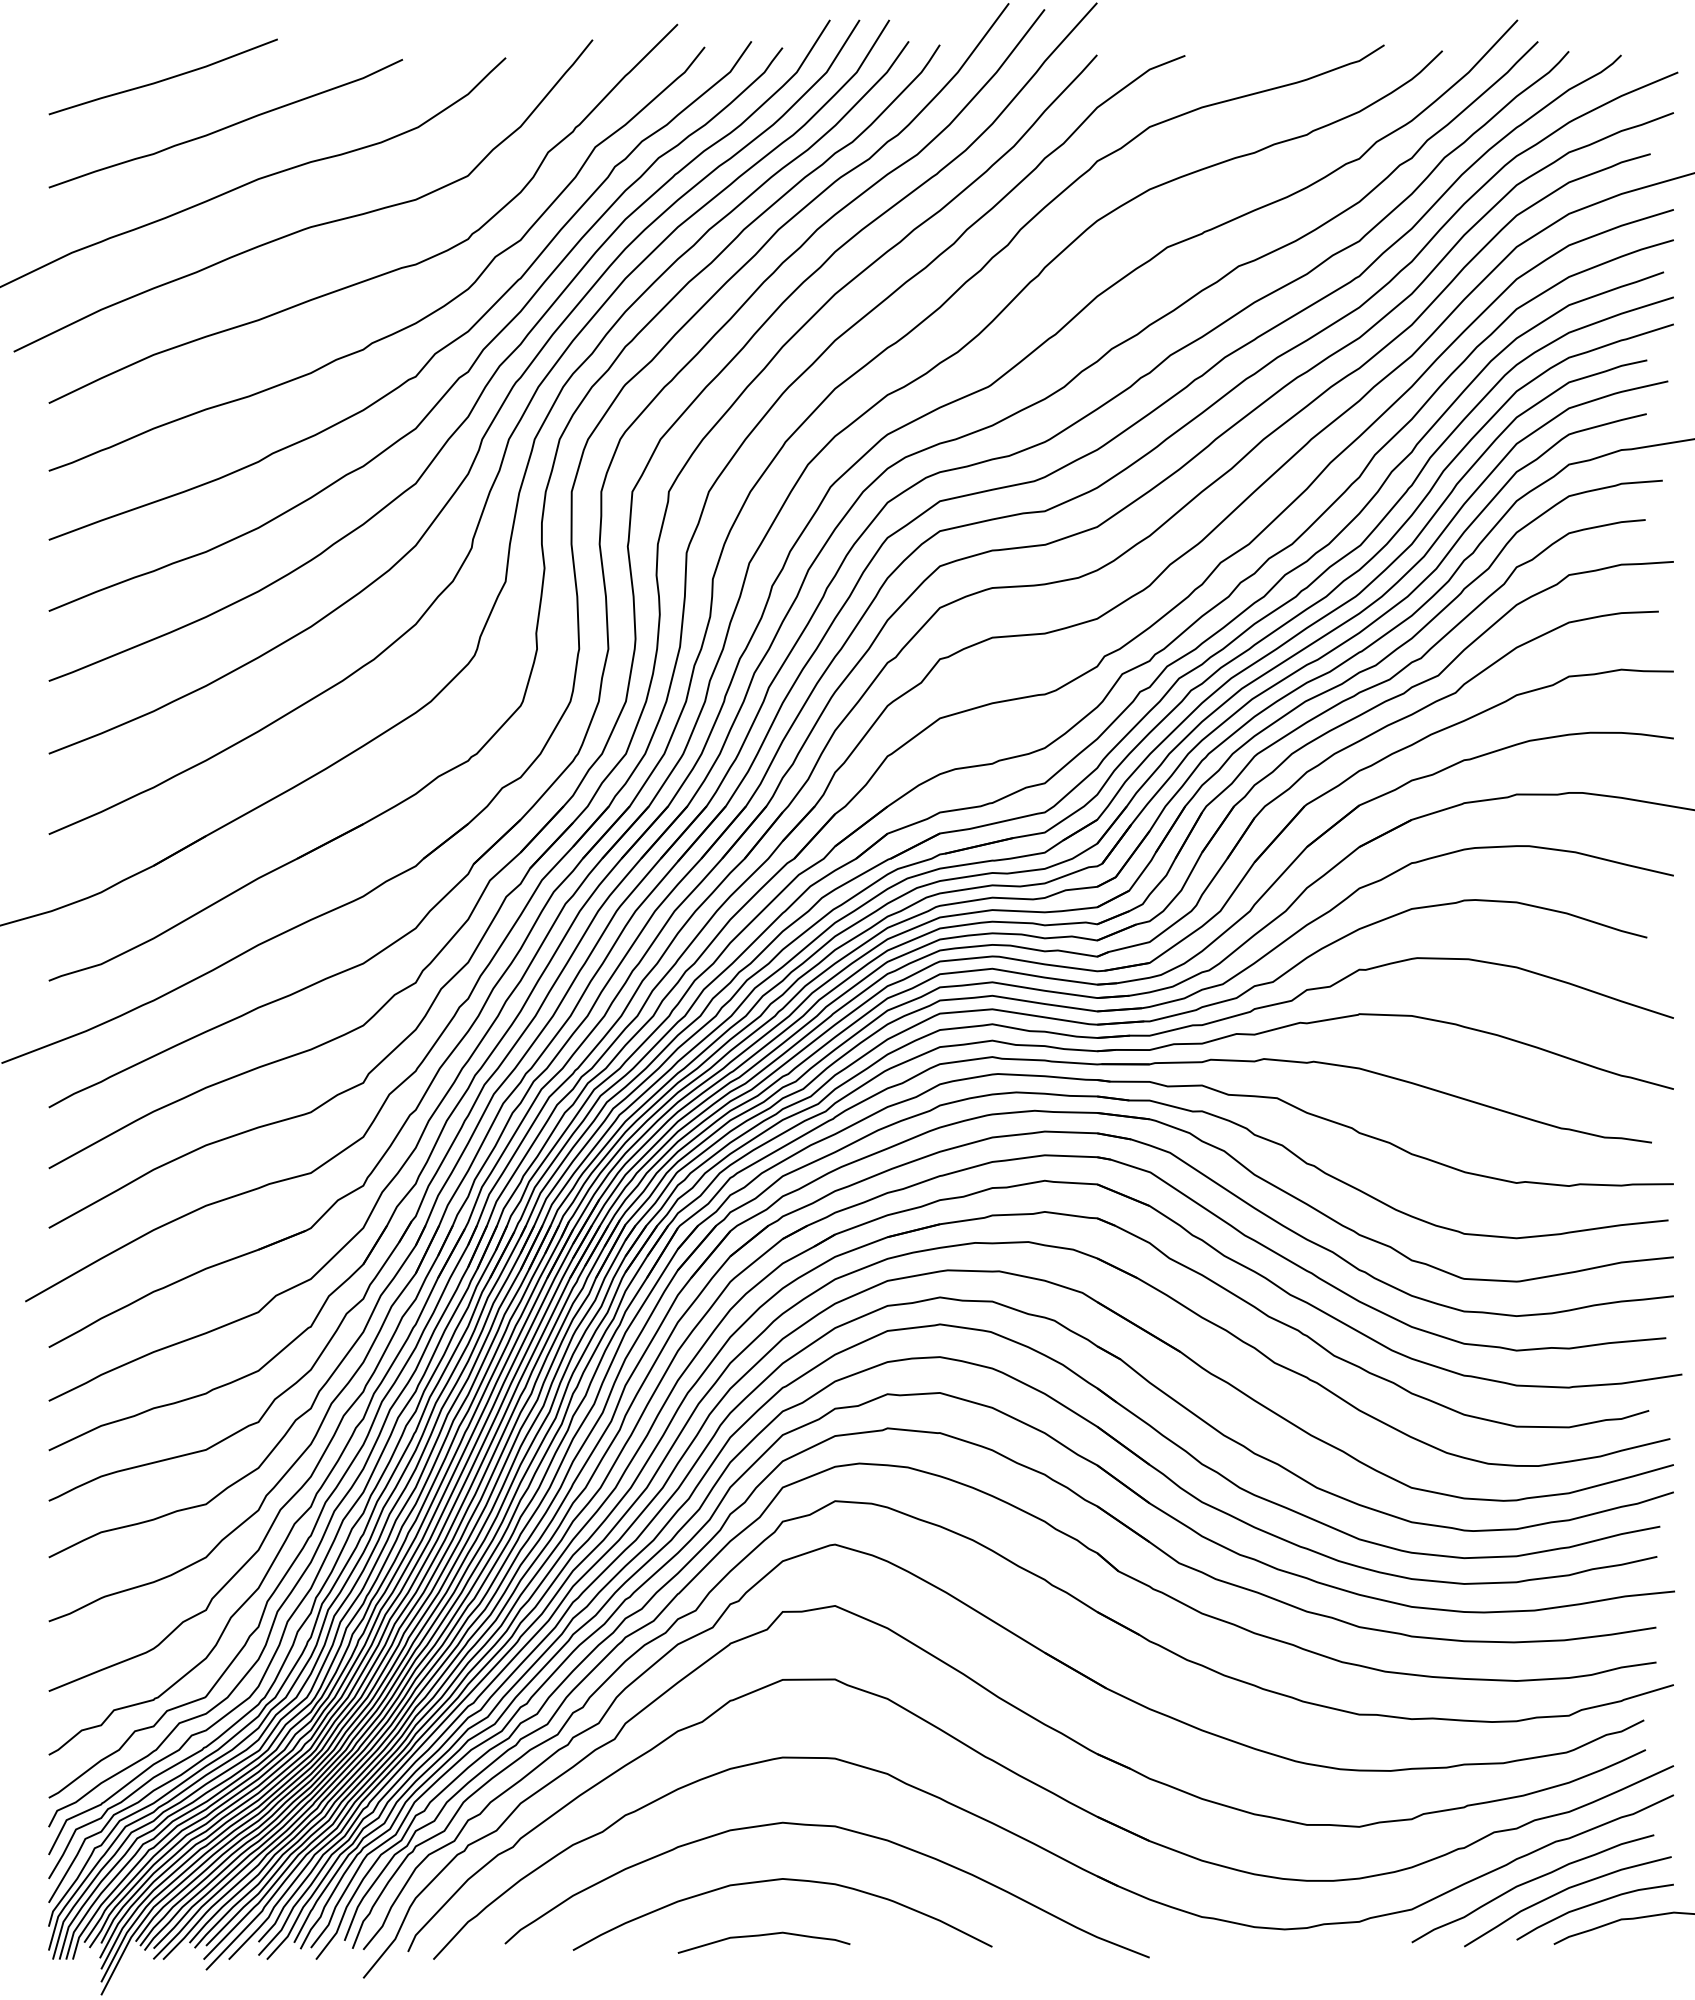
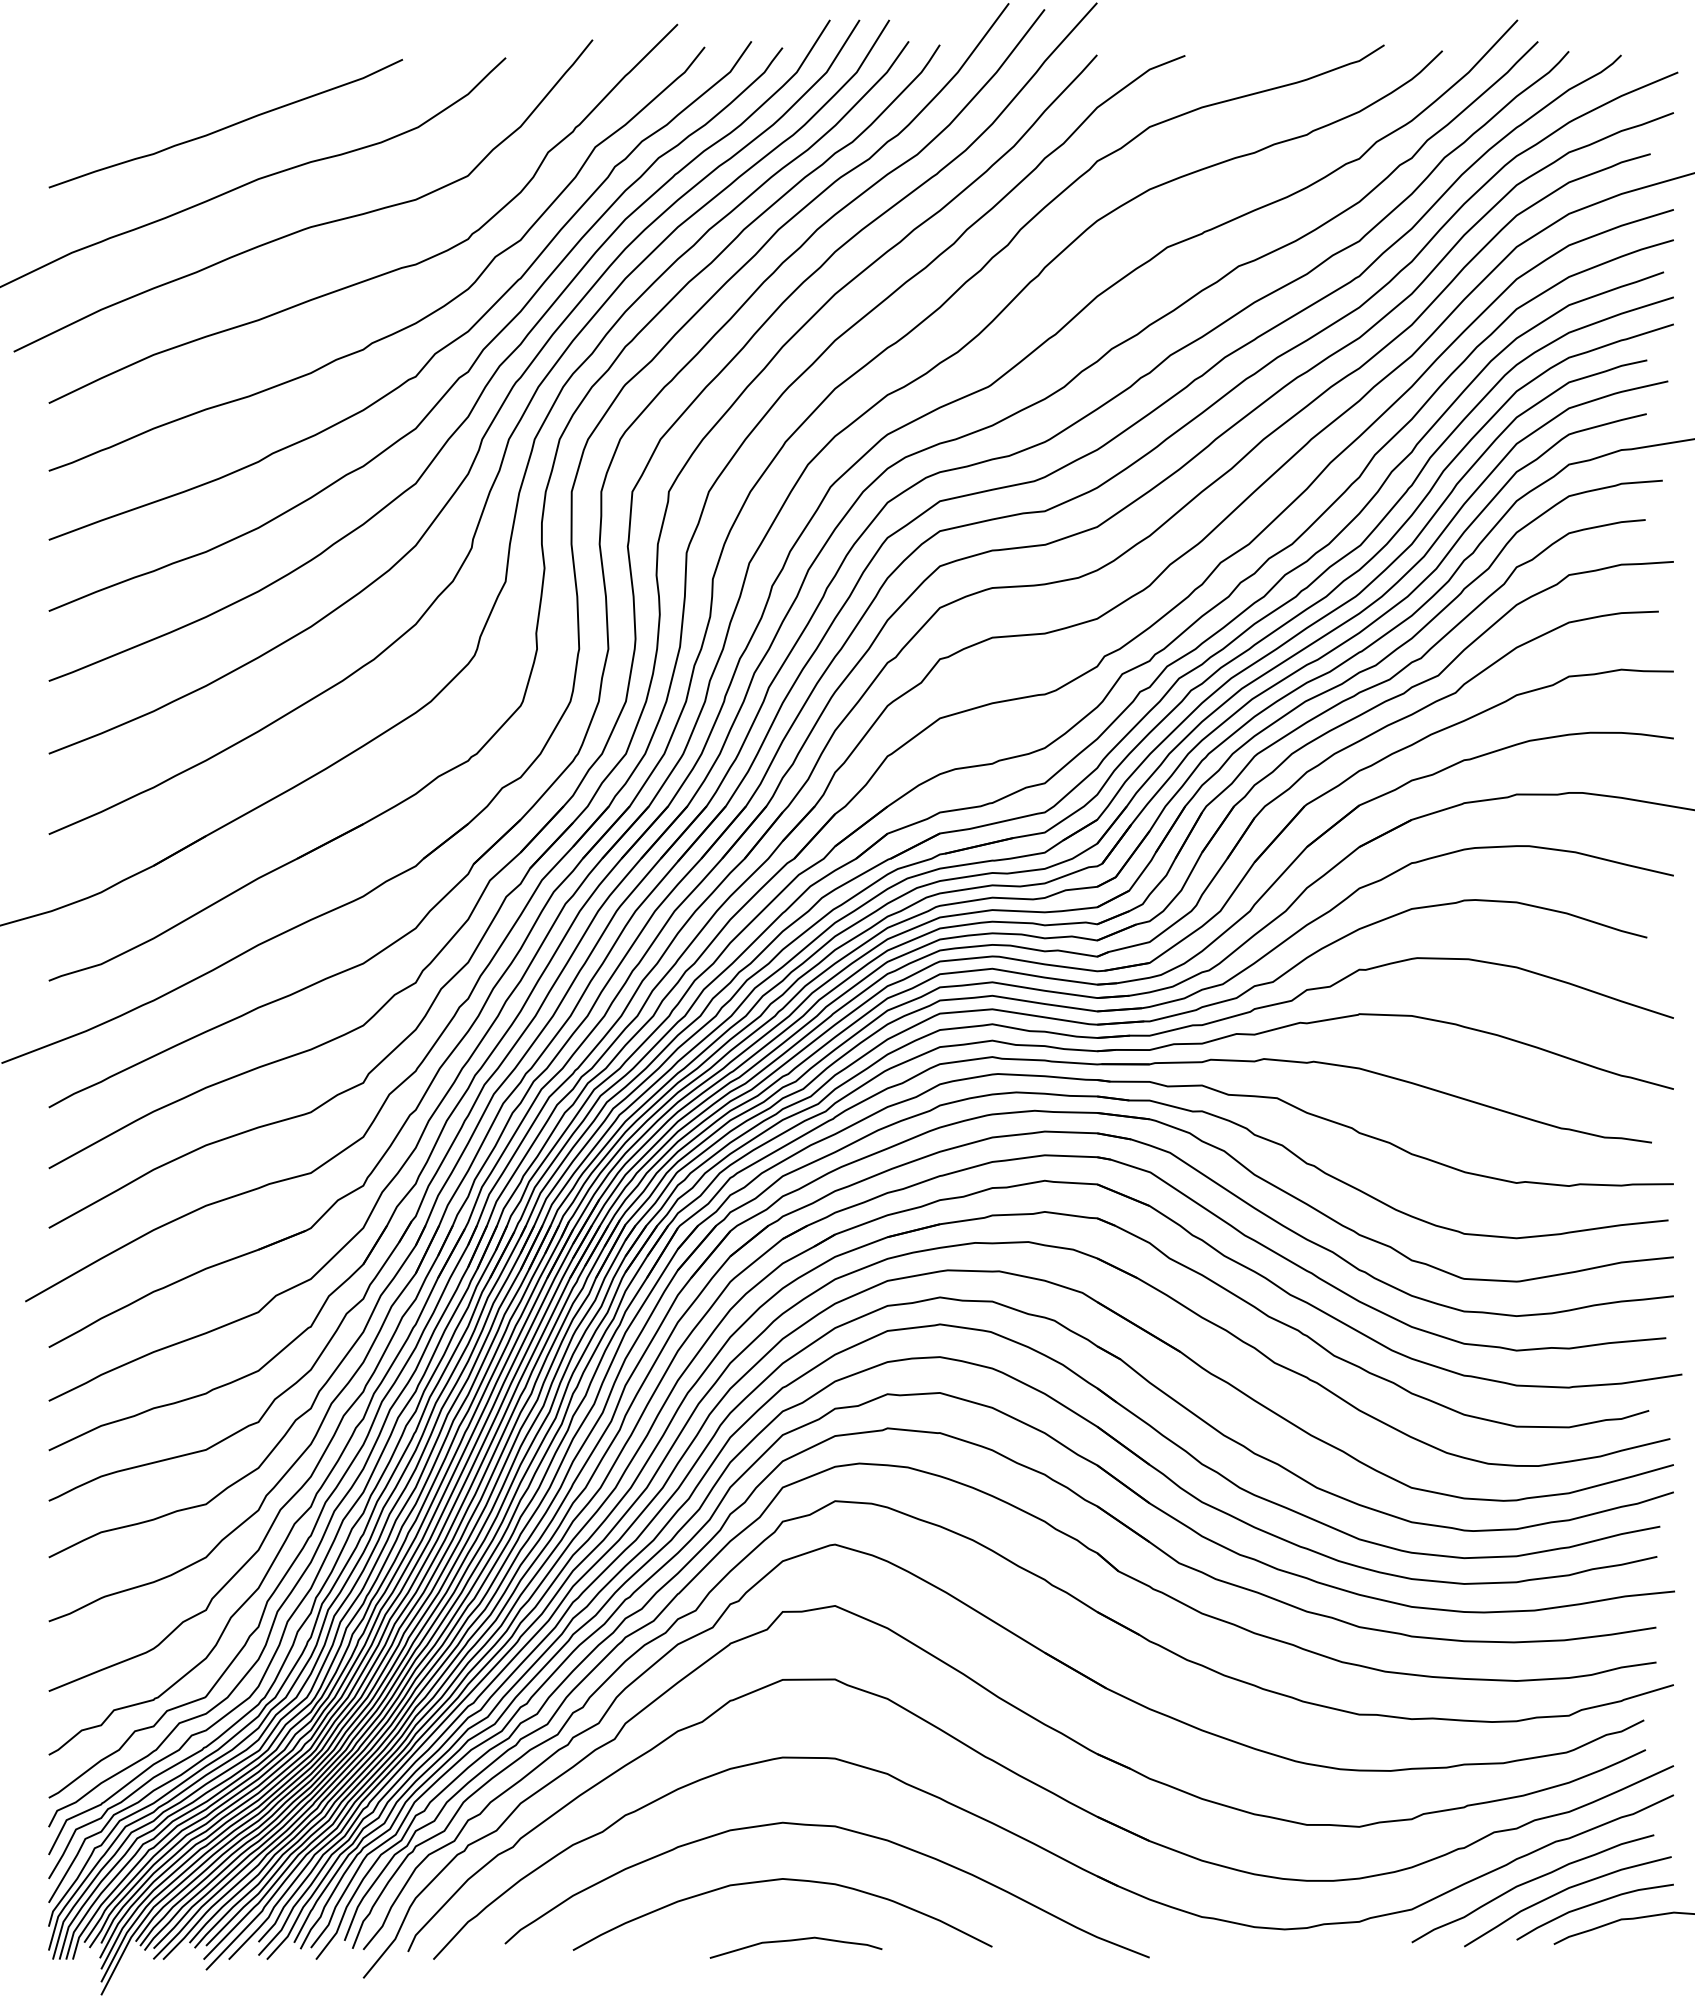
curve: present -> none (162, 79)
curve position: (761, 1936) -> (793, 1941) (793, 1941)
